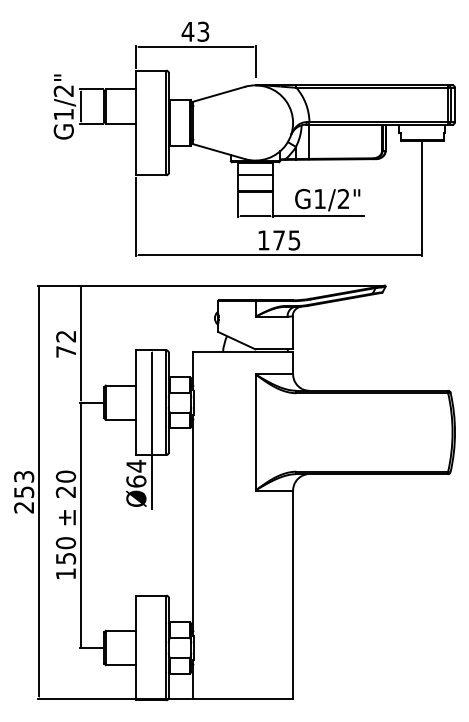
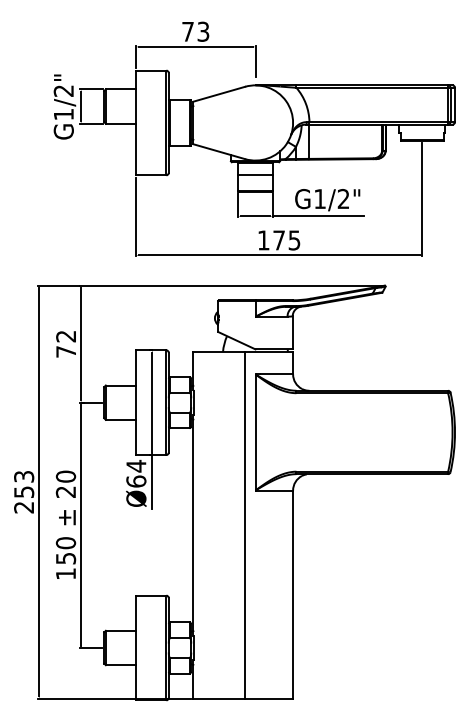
text: 43 -> 73 (187, 31)
line: none -> present (245, 525)
